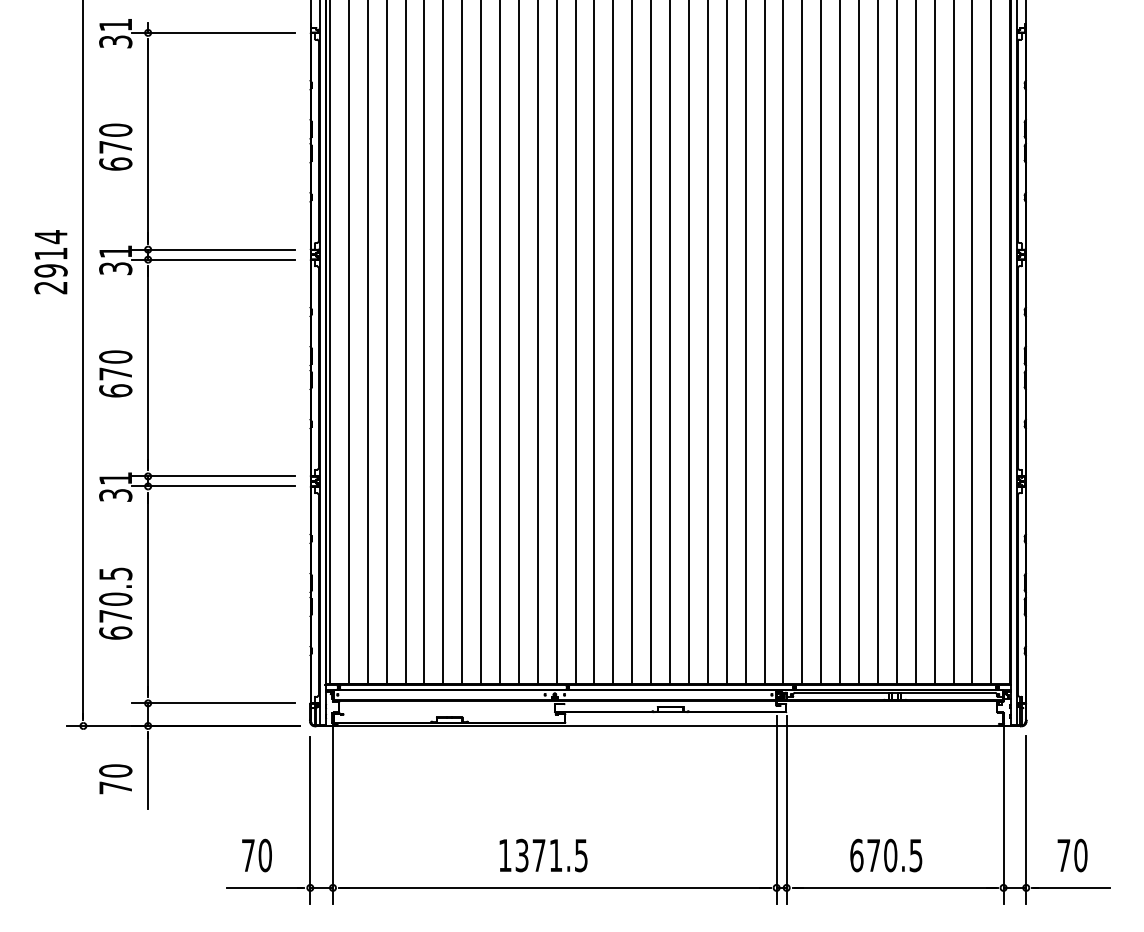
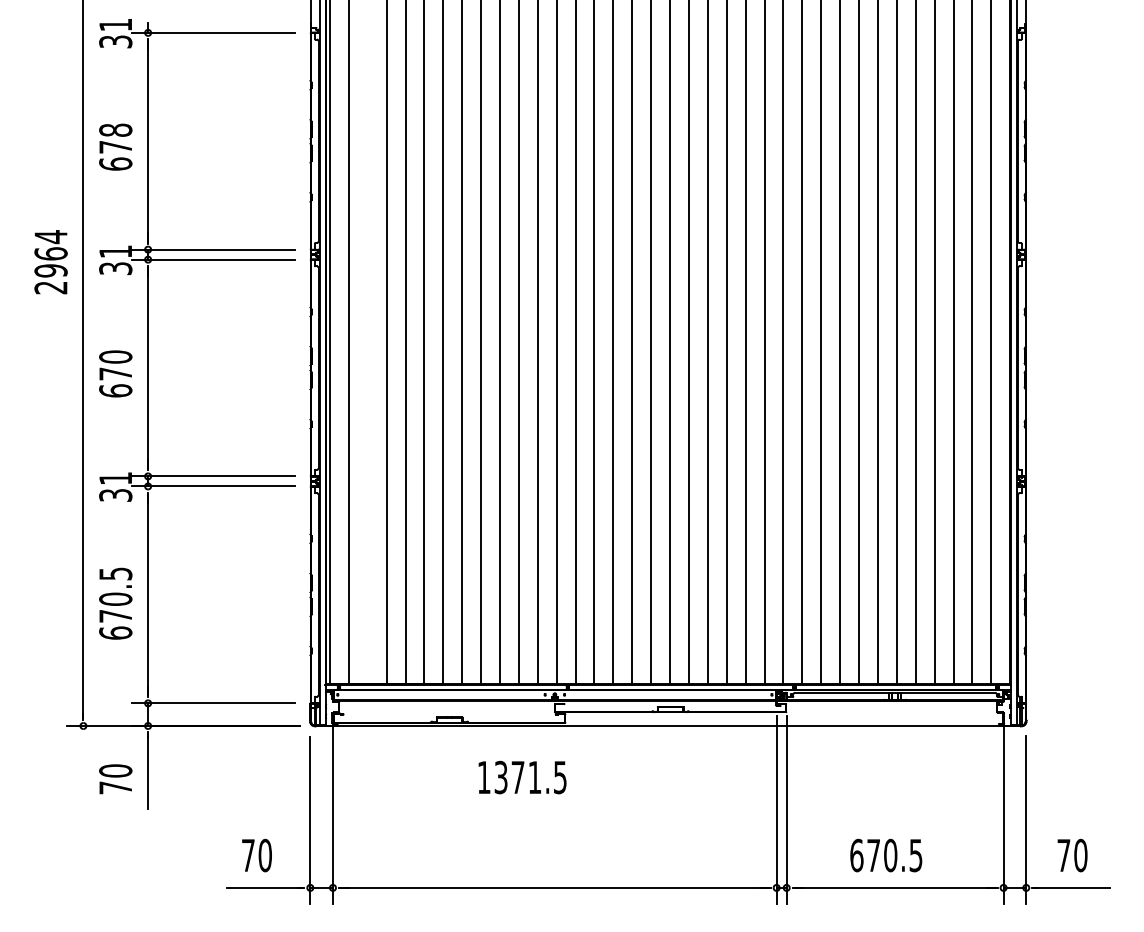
text: 670 -> 678 (115, 129)
text: 2914 -> 2964 (50, 253)
line: present -> none (367, 343)
text position: (543, 855) -> (522, 777) (522, 777)
